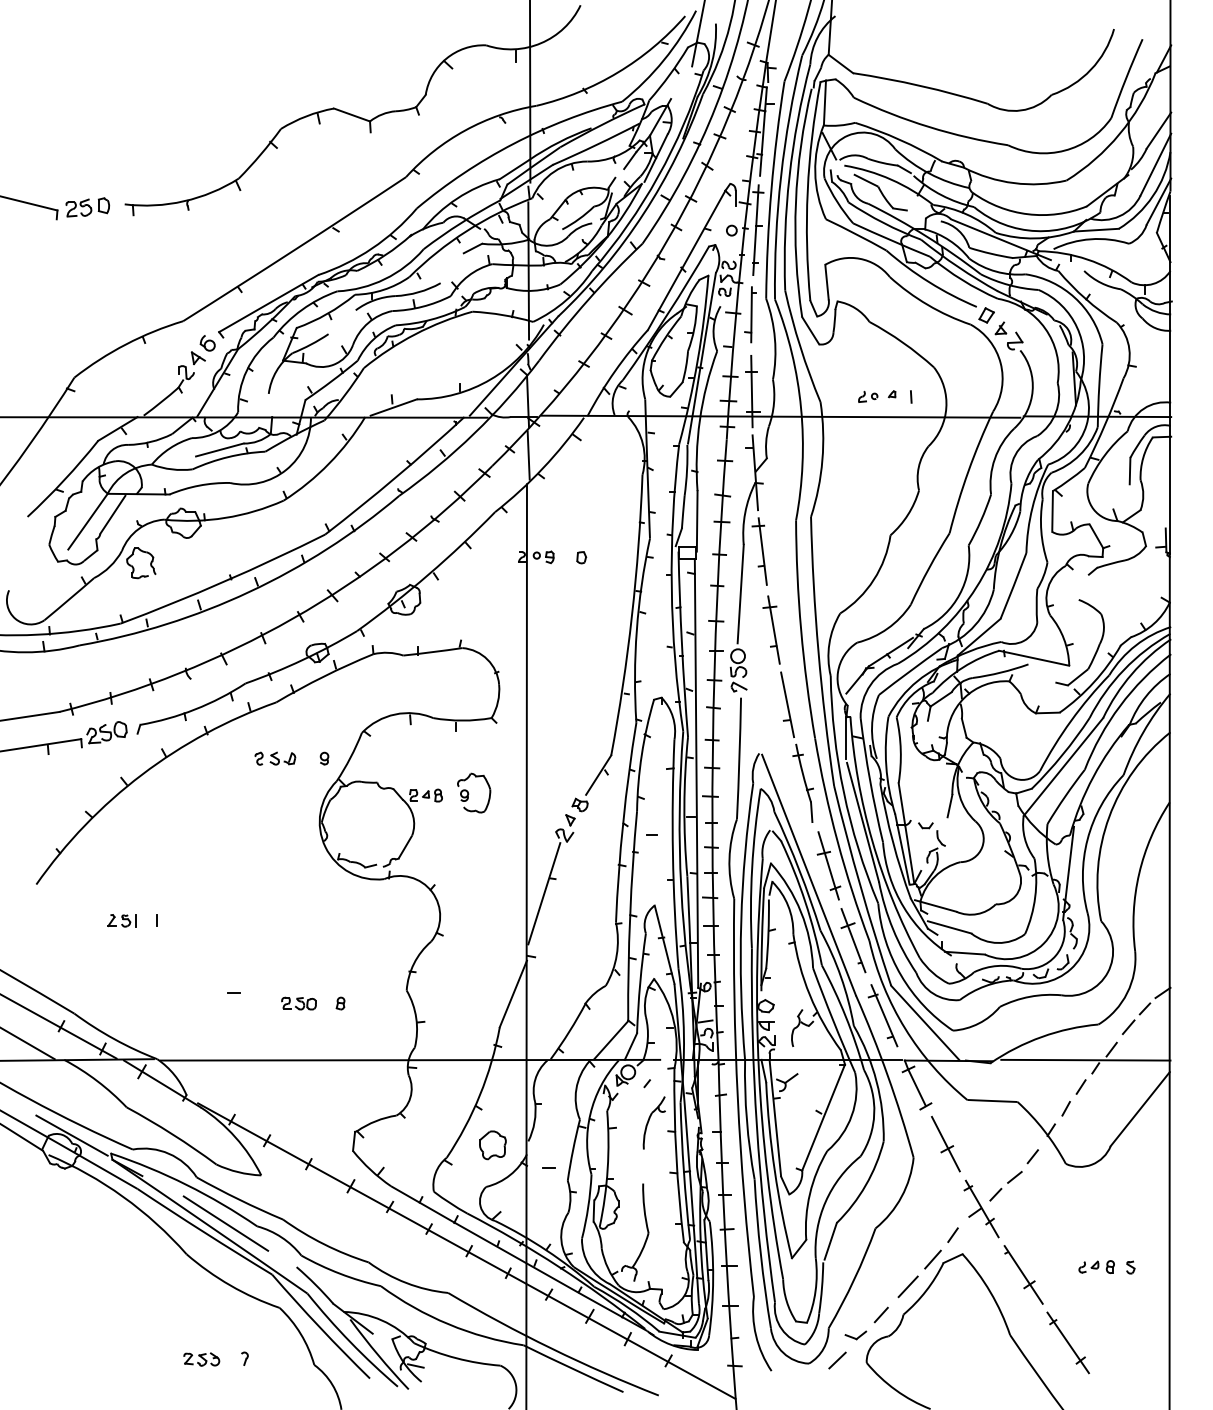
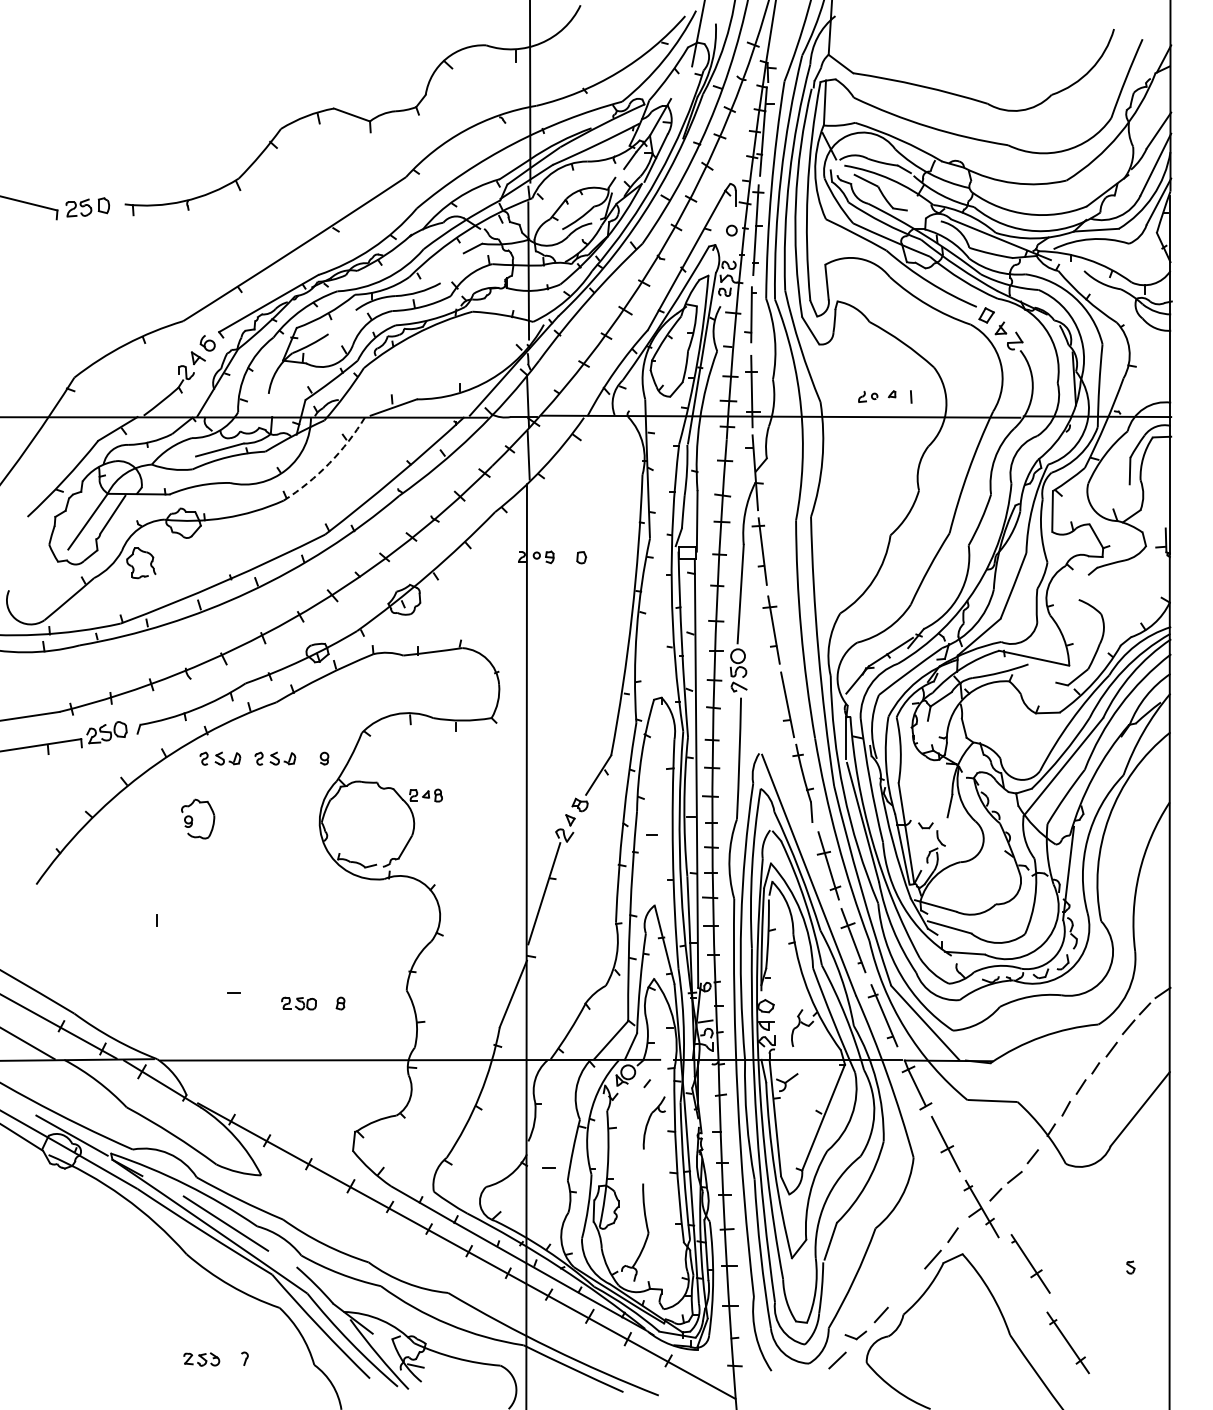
arc: solid -> dashed (329, 463)
part: none -> present (220, 758)
part position: (474, 792) -> (198, 818) (198, 818)
part: present -> none (121, 920)
line: present -> none (1085, 1059)
part: present -> none (492, 1145)
part: present -> none (1096, 1266)
part position: (1023, 1274) -> (1030, 1263) (1030, 1263)
line: present -> none (907, 1286)
